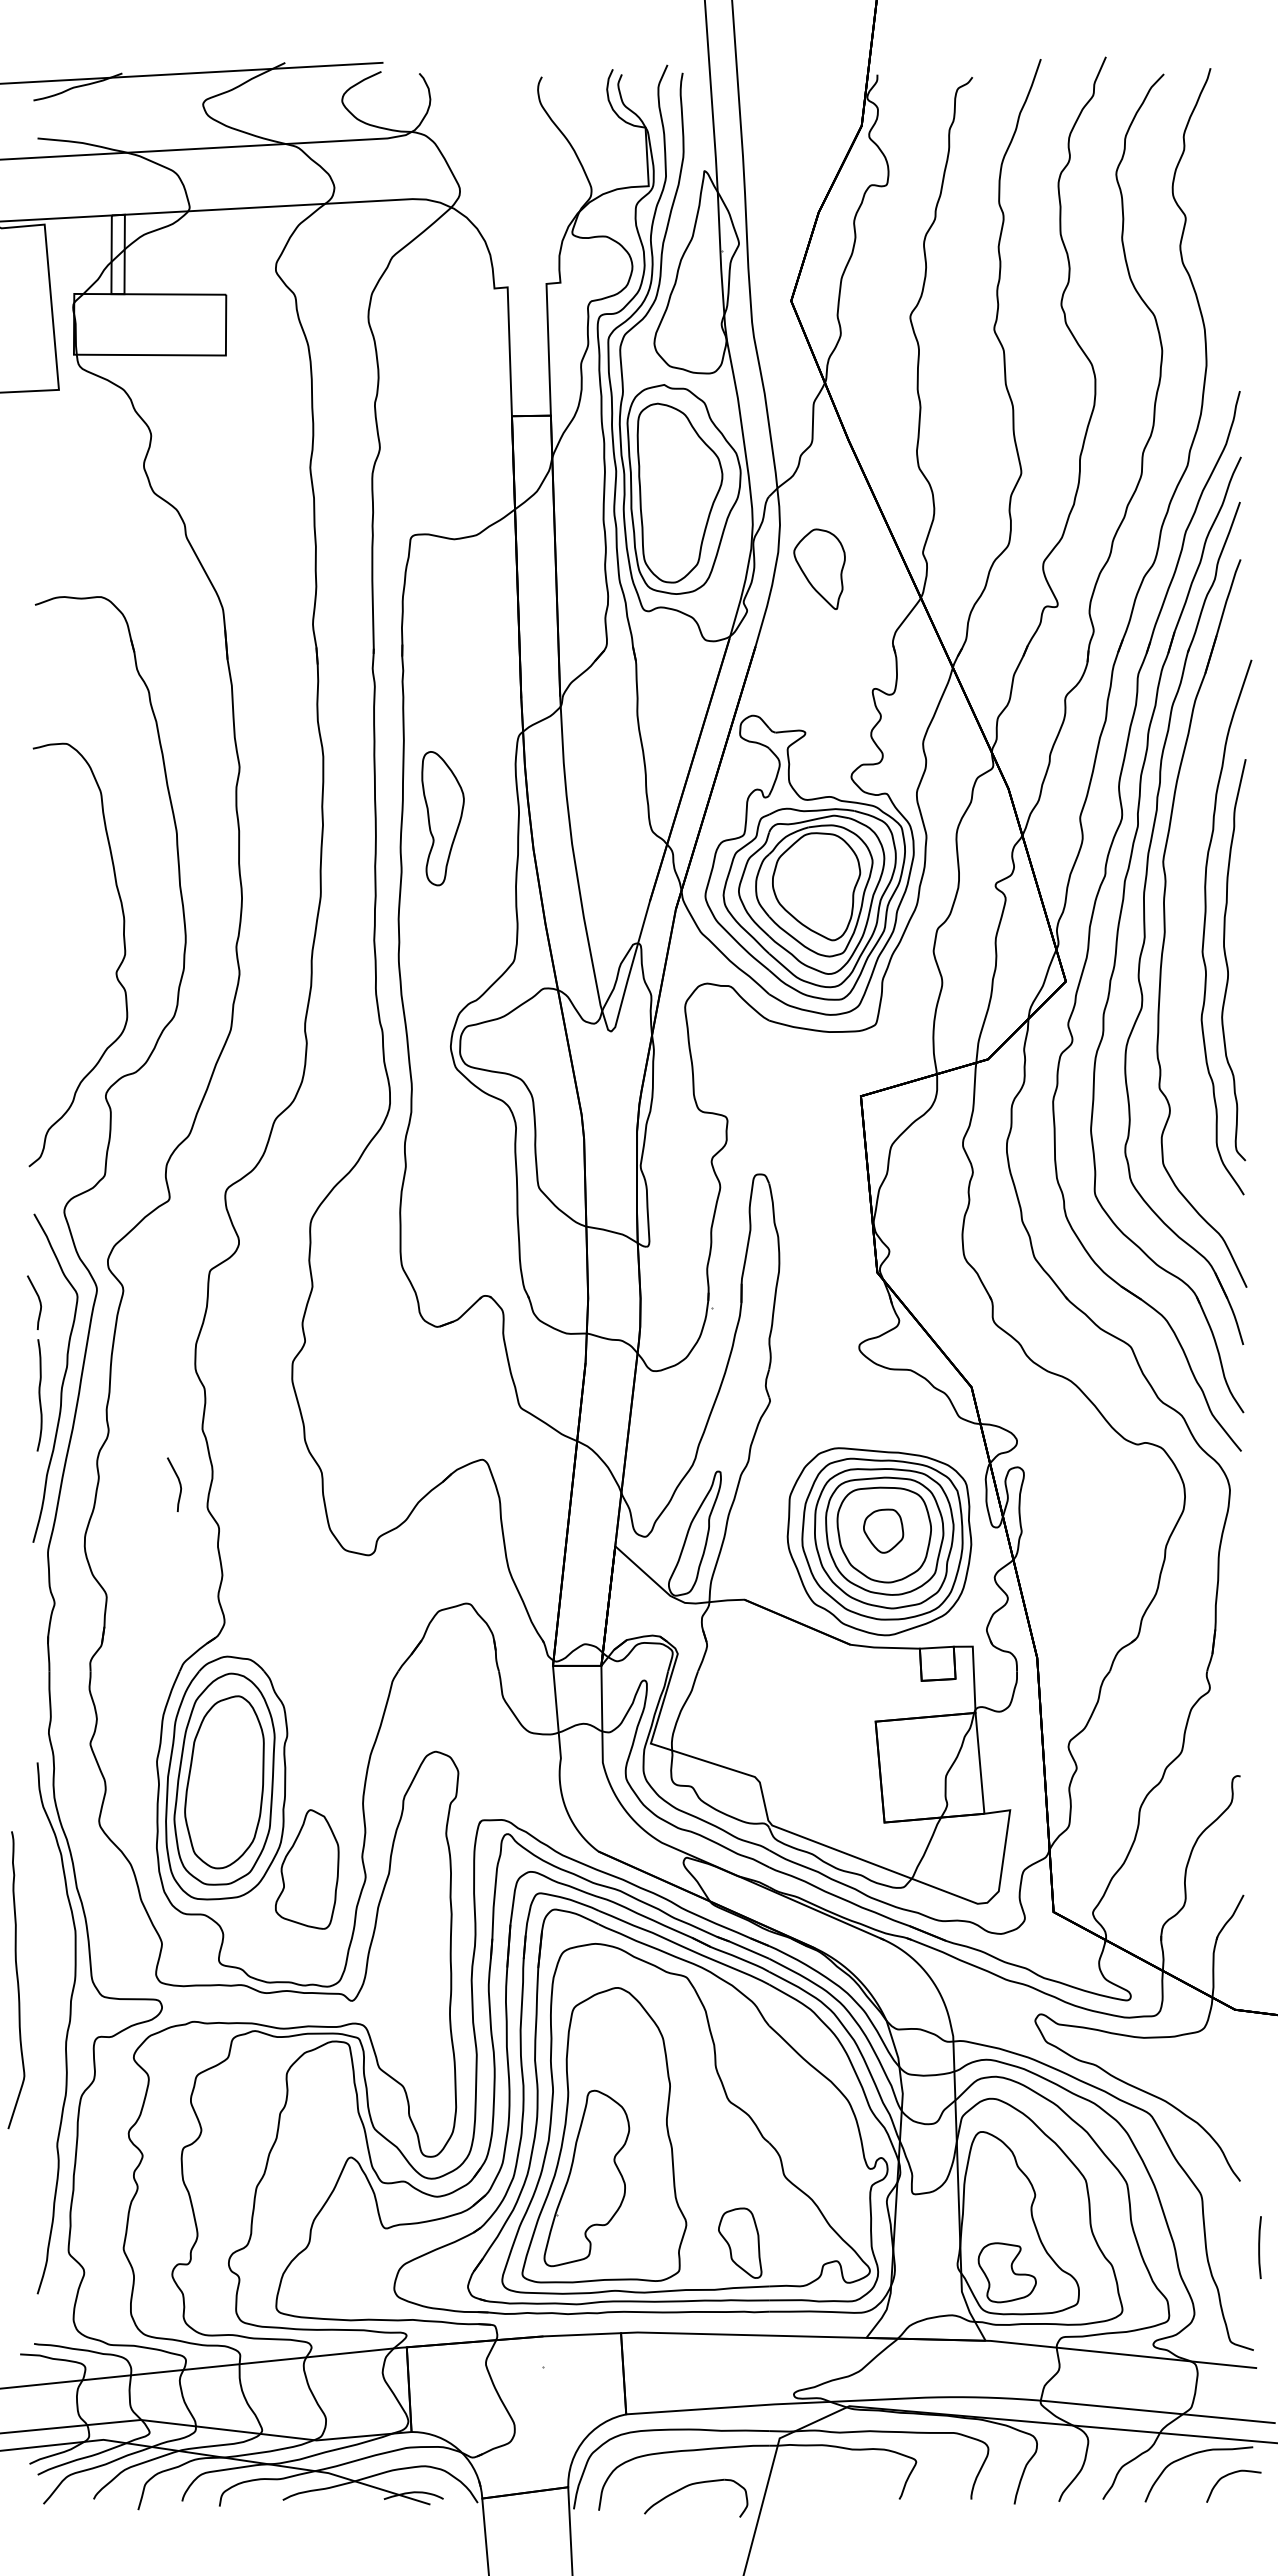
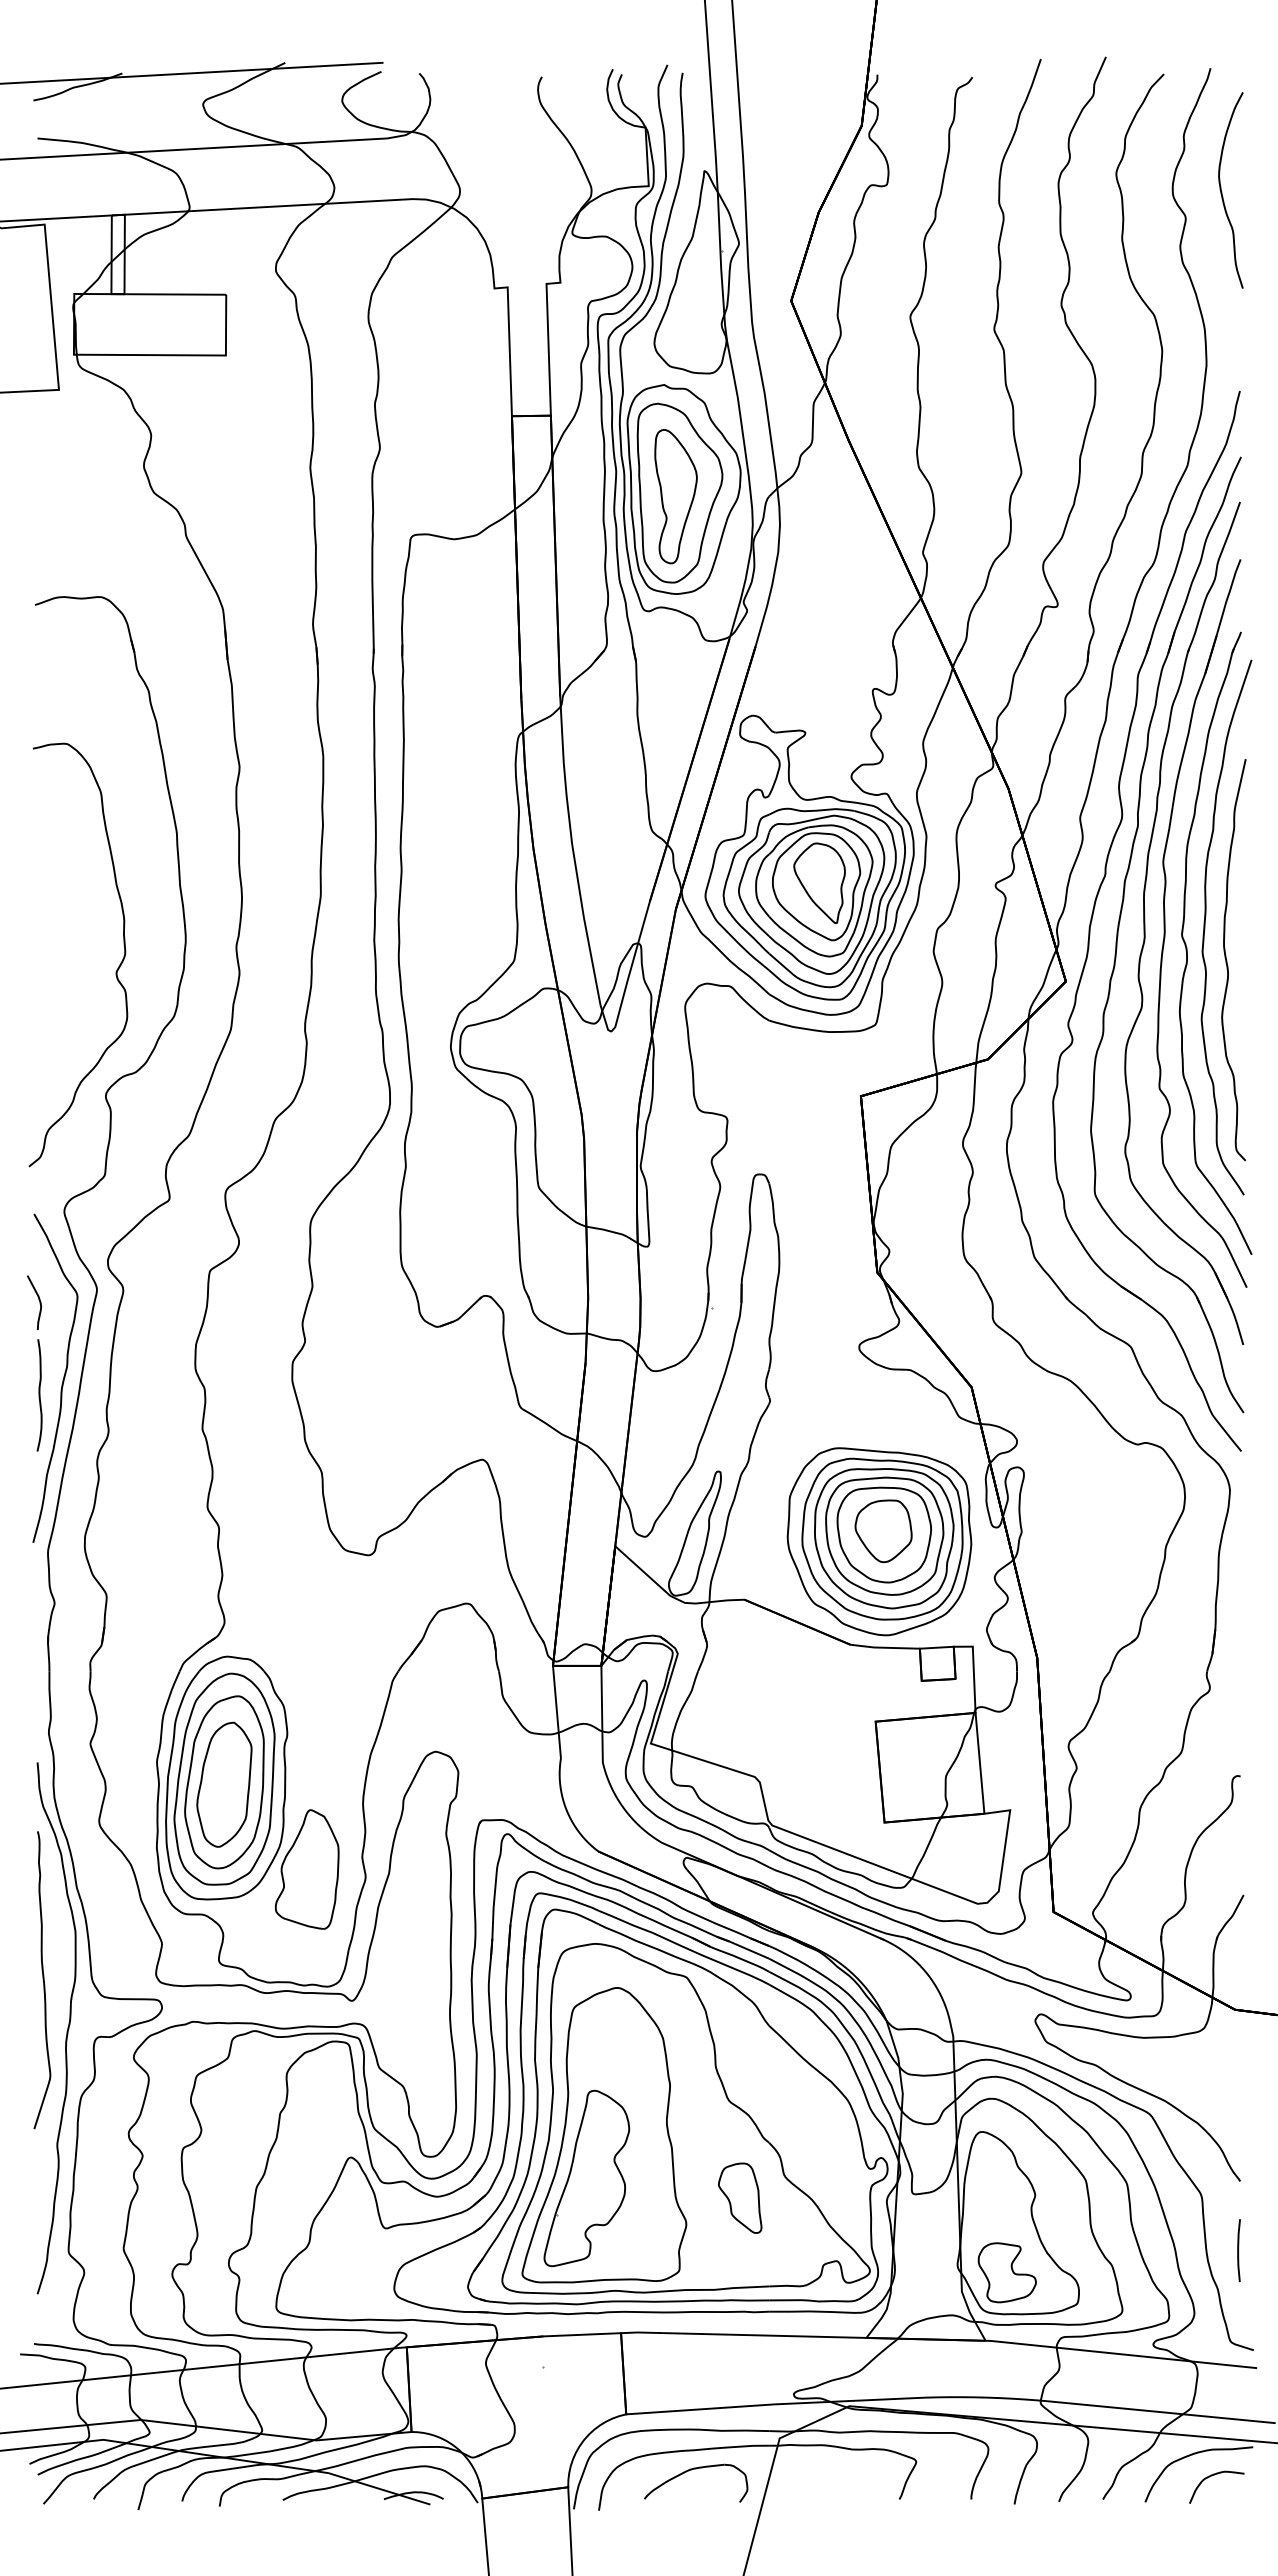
curve: none -> present (1222, 192)
part position: (819, 568) -> (819, 882) (819, 882)
part position: (442, 818) -> (675, 496) (675, 496)
part: none -> present (1187, 947)
curve: present -> none (178, 1482)
part size: 42x46 px -> 59x64 px (883, 1530)
part: none -> present (224, 1784)
curve position: (16, 1980) -> (42, 1980) (42, 1980)
part position: (740, 2242) -> (740, 2197) (740, 2197)
line position: (1259, 2247) -> (1238, 2250) (1238, 2250)
curve position: (1229, 2475) -> (1212, 2476) (1212, 2476)
part position: (696, 2484) -> (696, 2469) (696, 2469)
